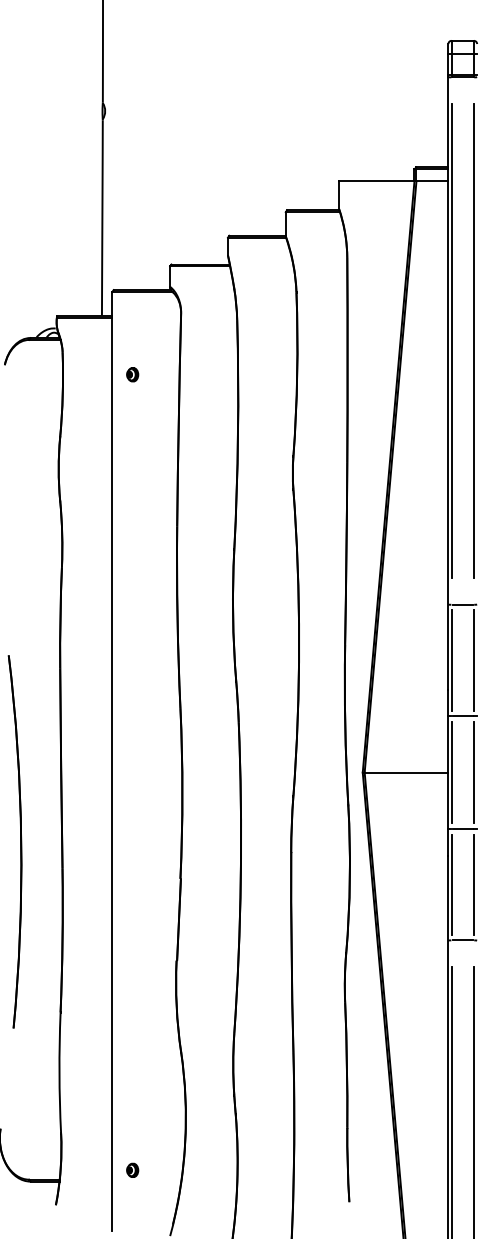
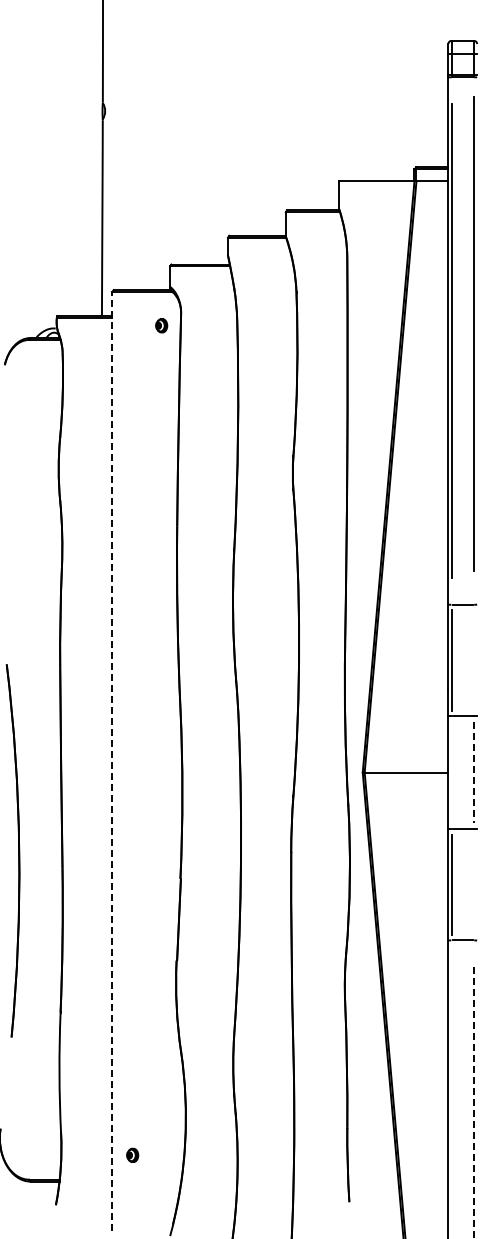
line position: (473, 340) -> (473, 333) (473, 333)
part position: (132, 374) -> (161, 325) (161, 325)
line: present -> none (473, 660)
line: solid -> dashed (112, 760)
line: present -> none (451, 772)
line: solid -> dashed (473, 772)
part position: (14, 841) -> (12, 850) (12, 850)
line: present -> none (473, 884)
line: present -> none (451, 1100)
line: solid -> dashed (473, 1102)
part position: (132, 1169) -> (132, 1154) (132, 1154)
